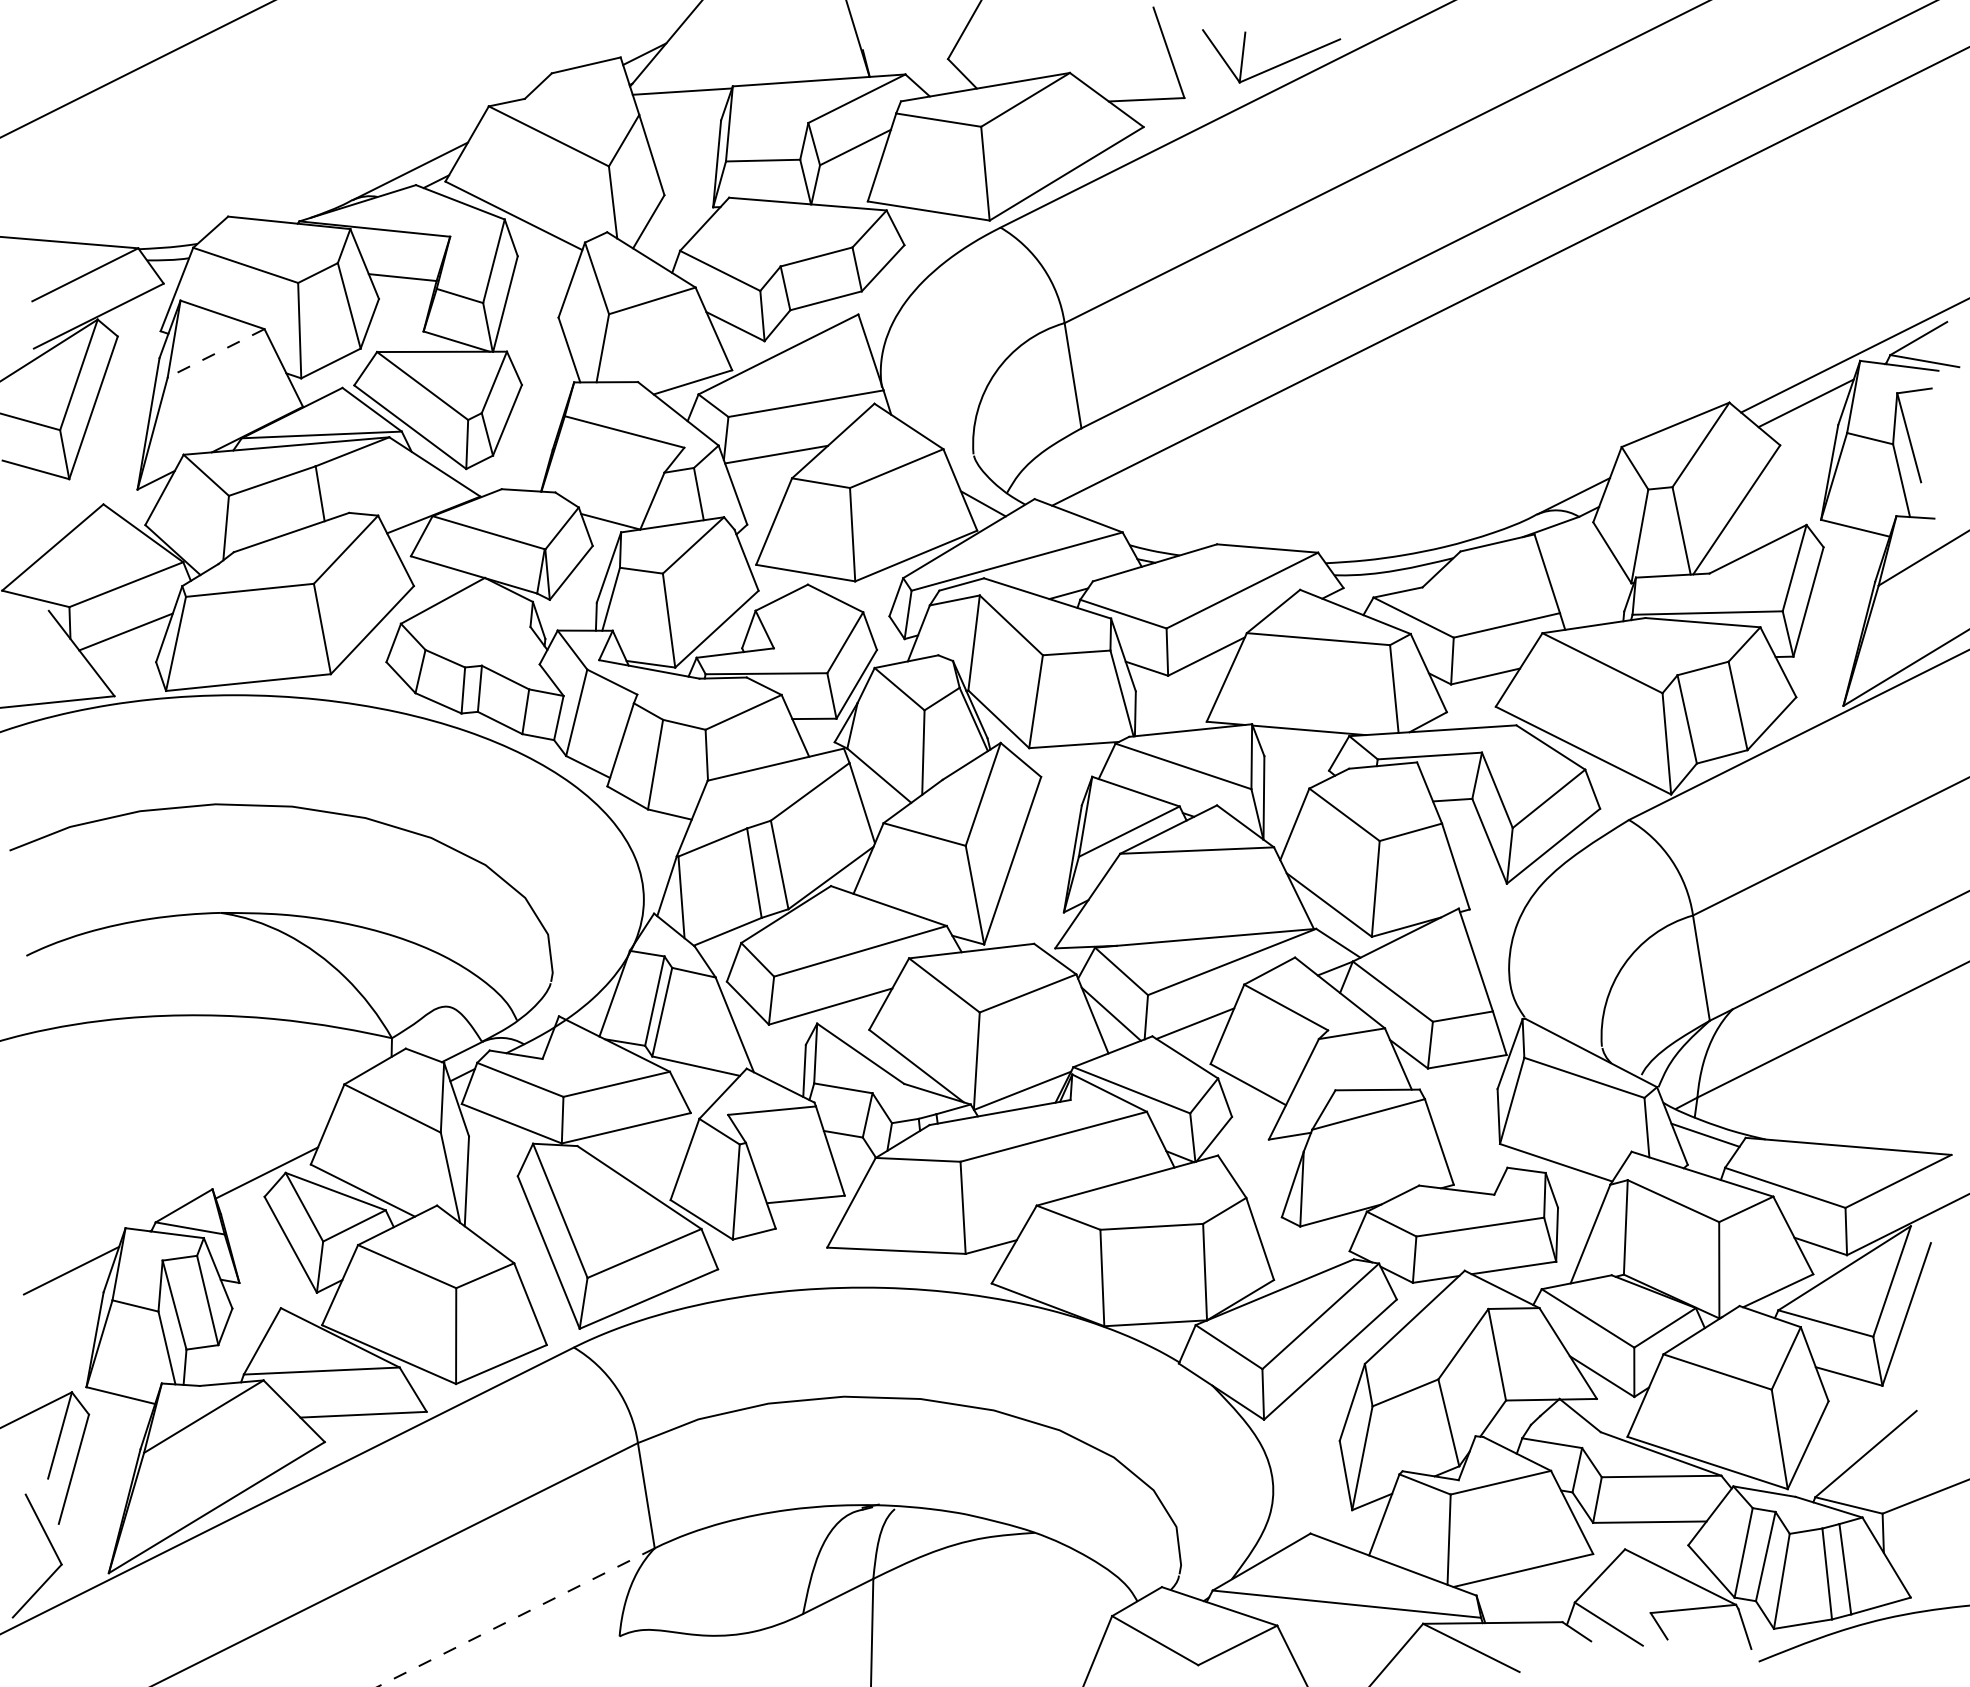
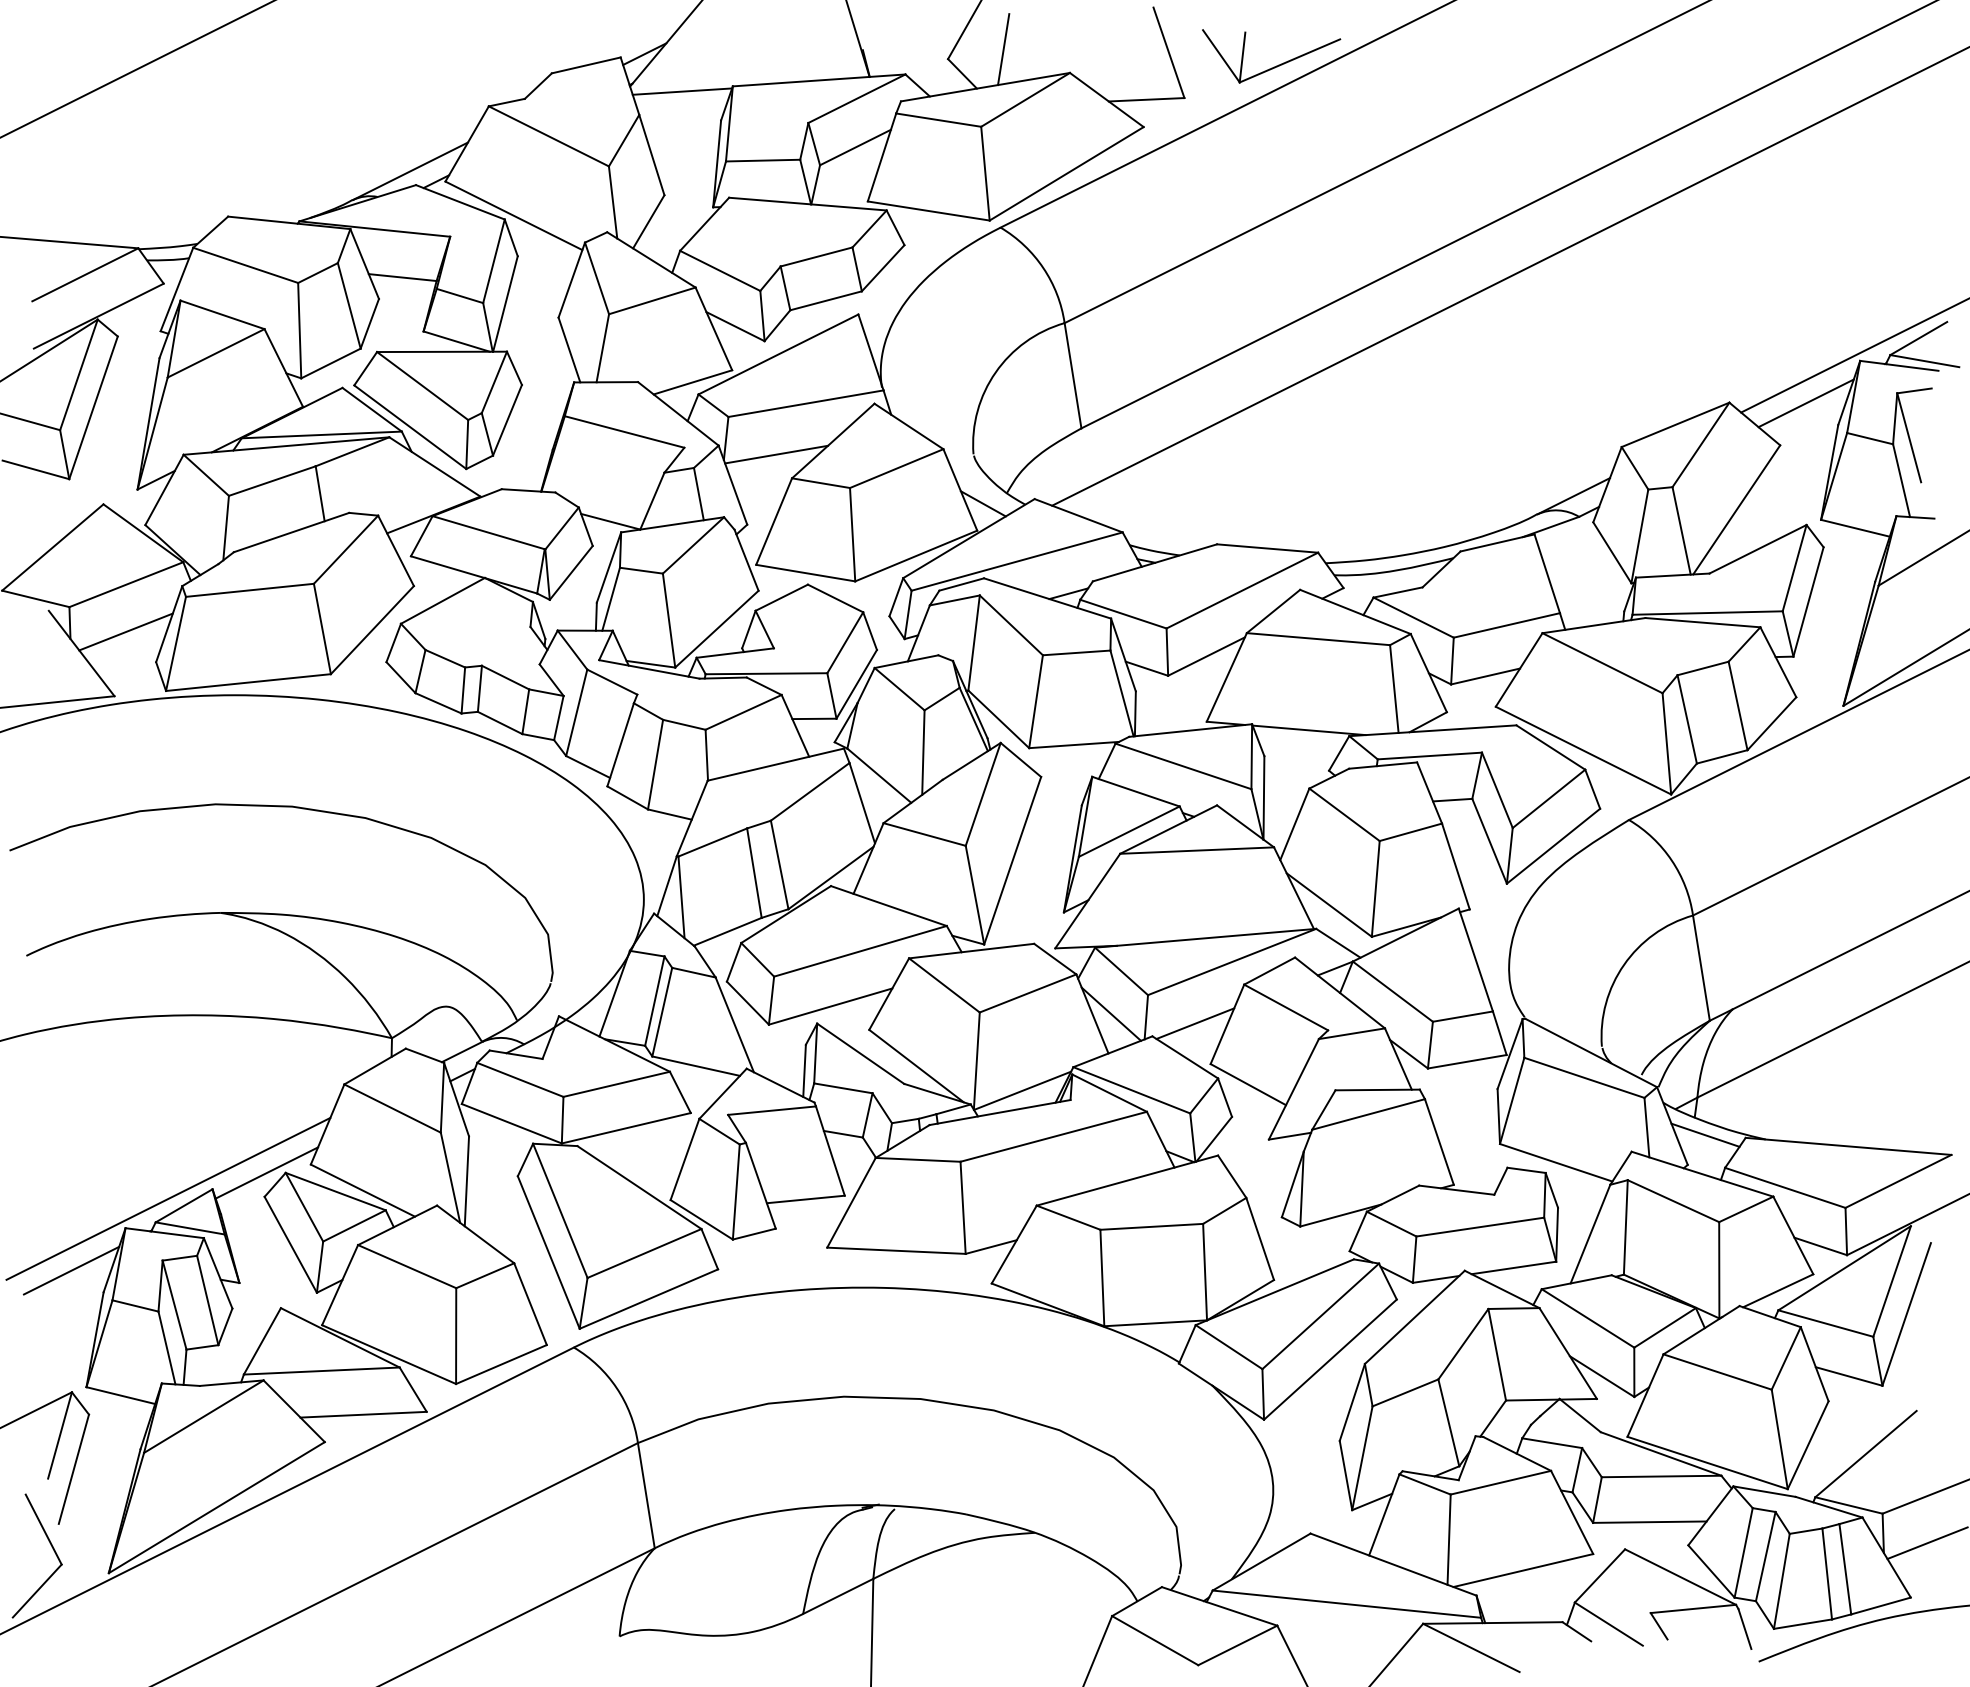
line: none -> present (1003, 49)
line: dashed -> solid (215, 353)
line: none -> present (168, 1198)
line: none -> present (1926, 1542)
line: dashed -> solid (516, 1617)
